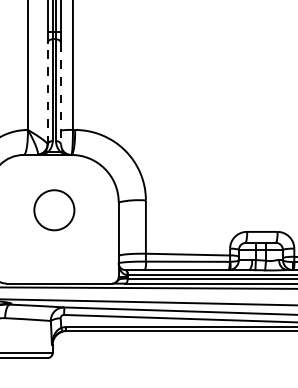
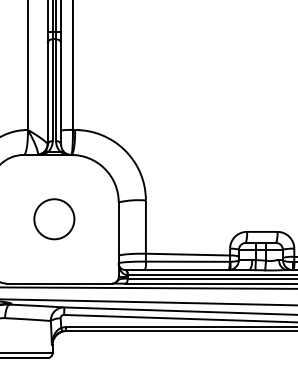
line: dashed -> solid (47, 93)
line: dashed -> solid (61, 93)
circle position: (54, 210) -> (54, 219) (54, 219)
